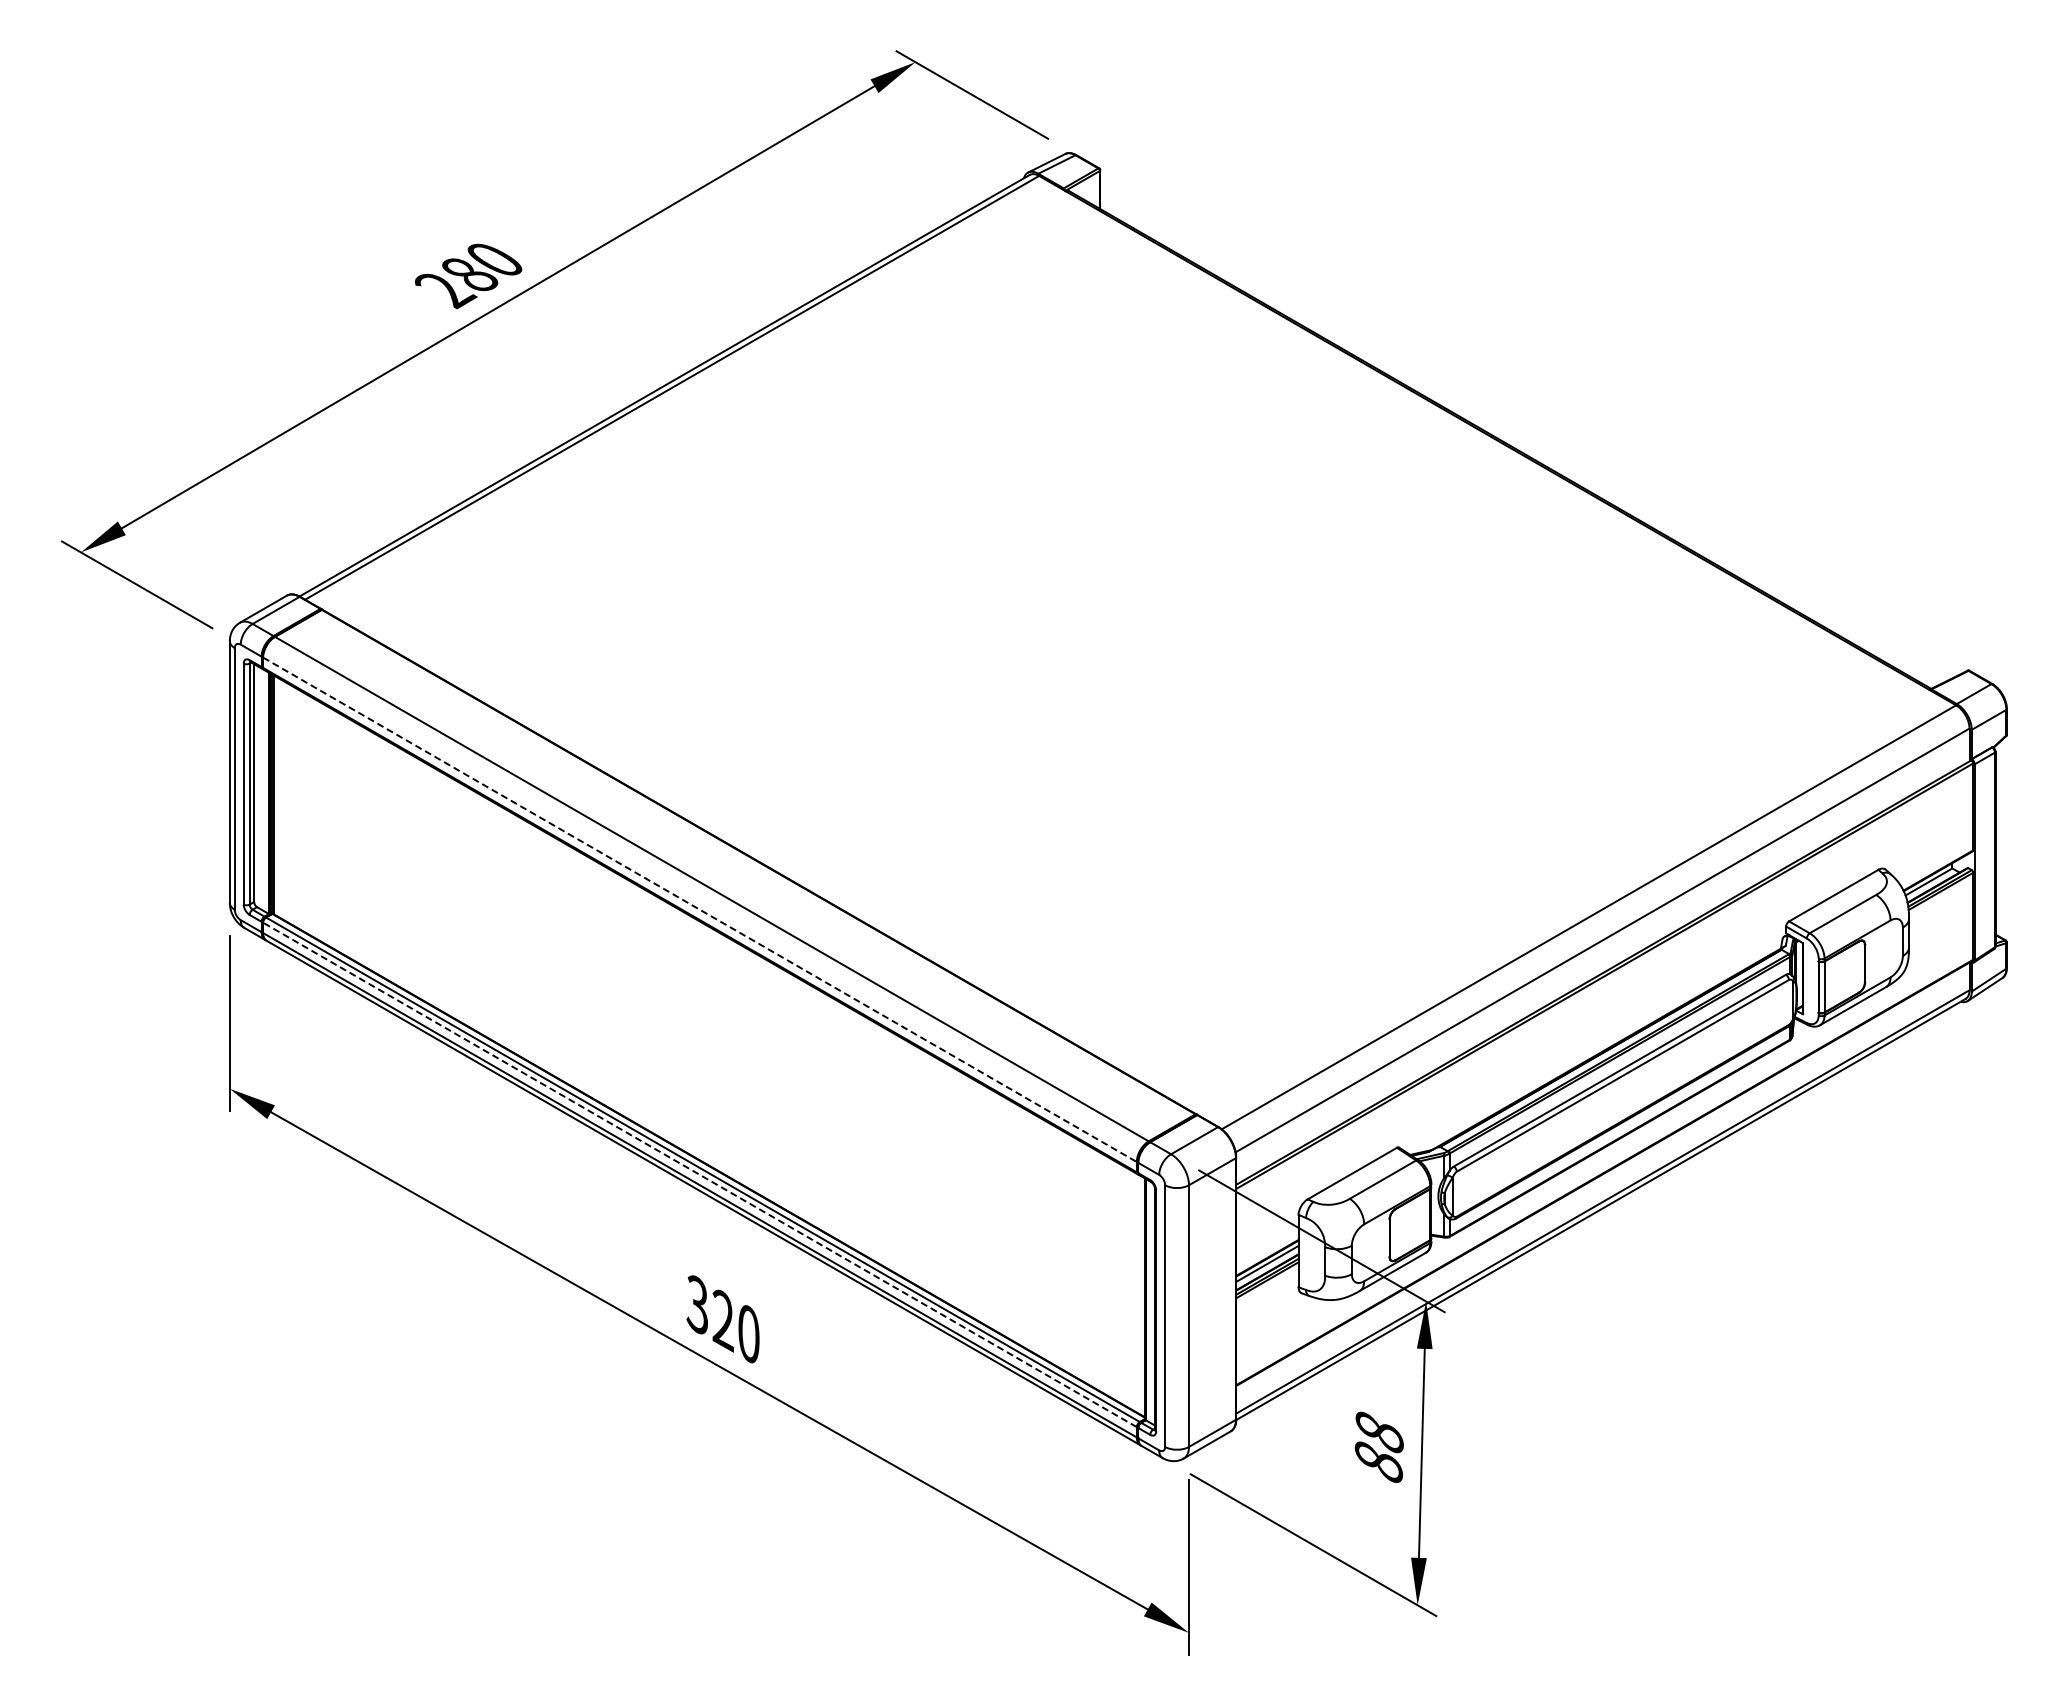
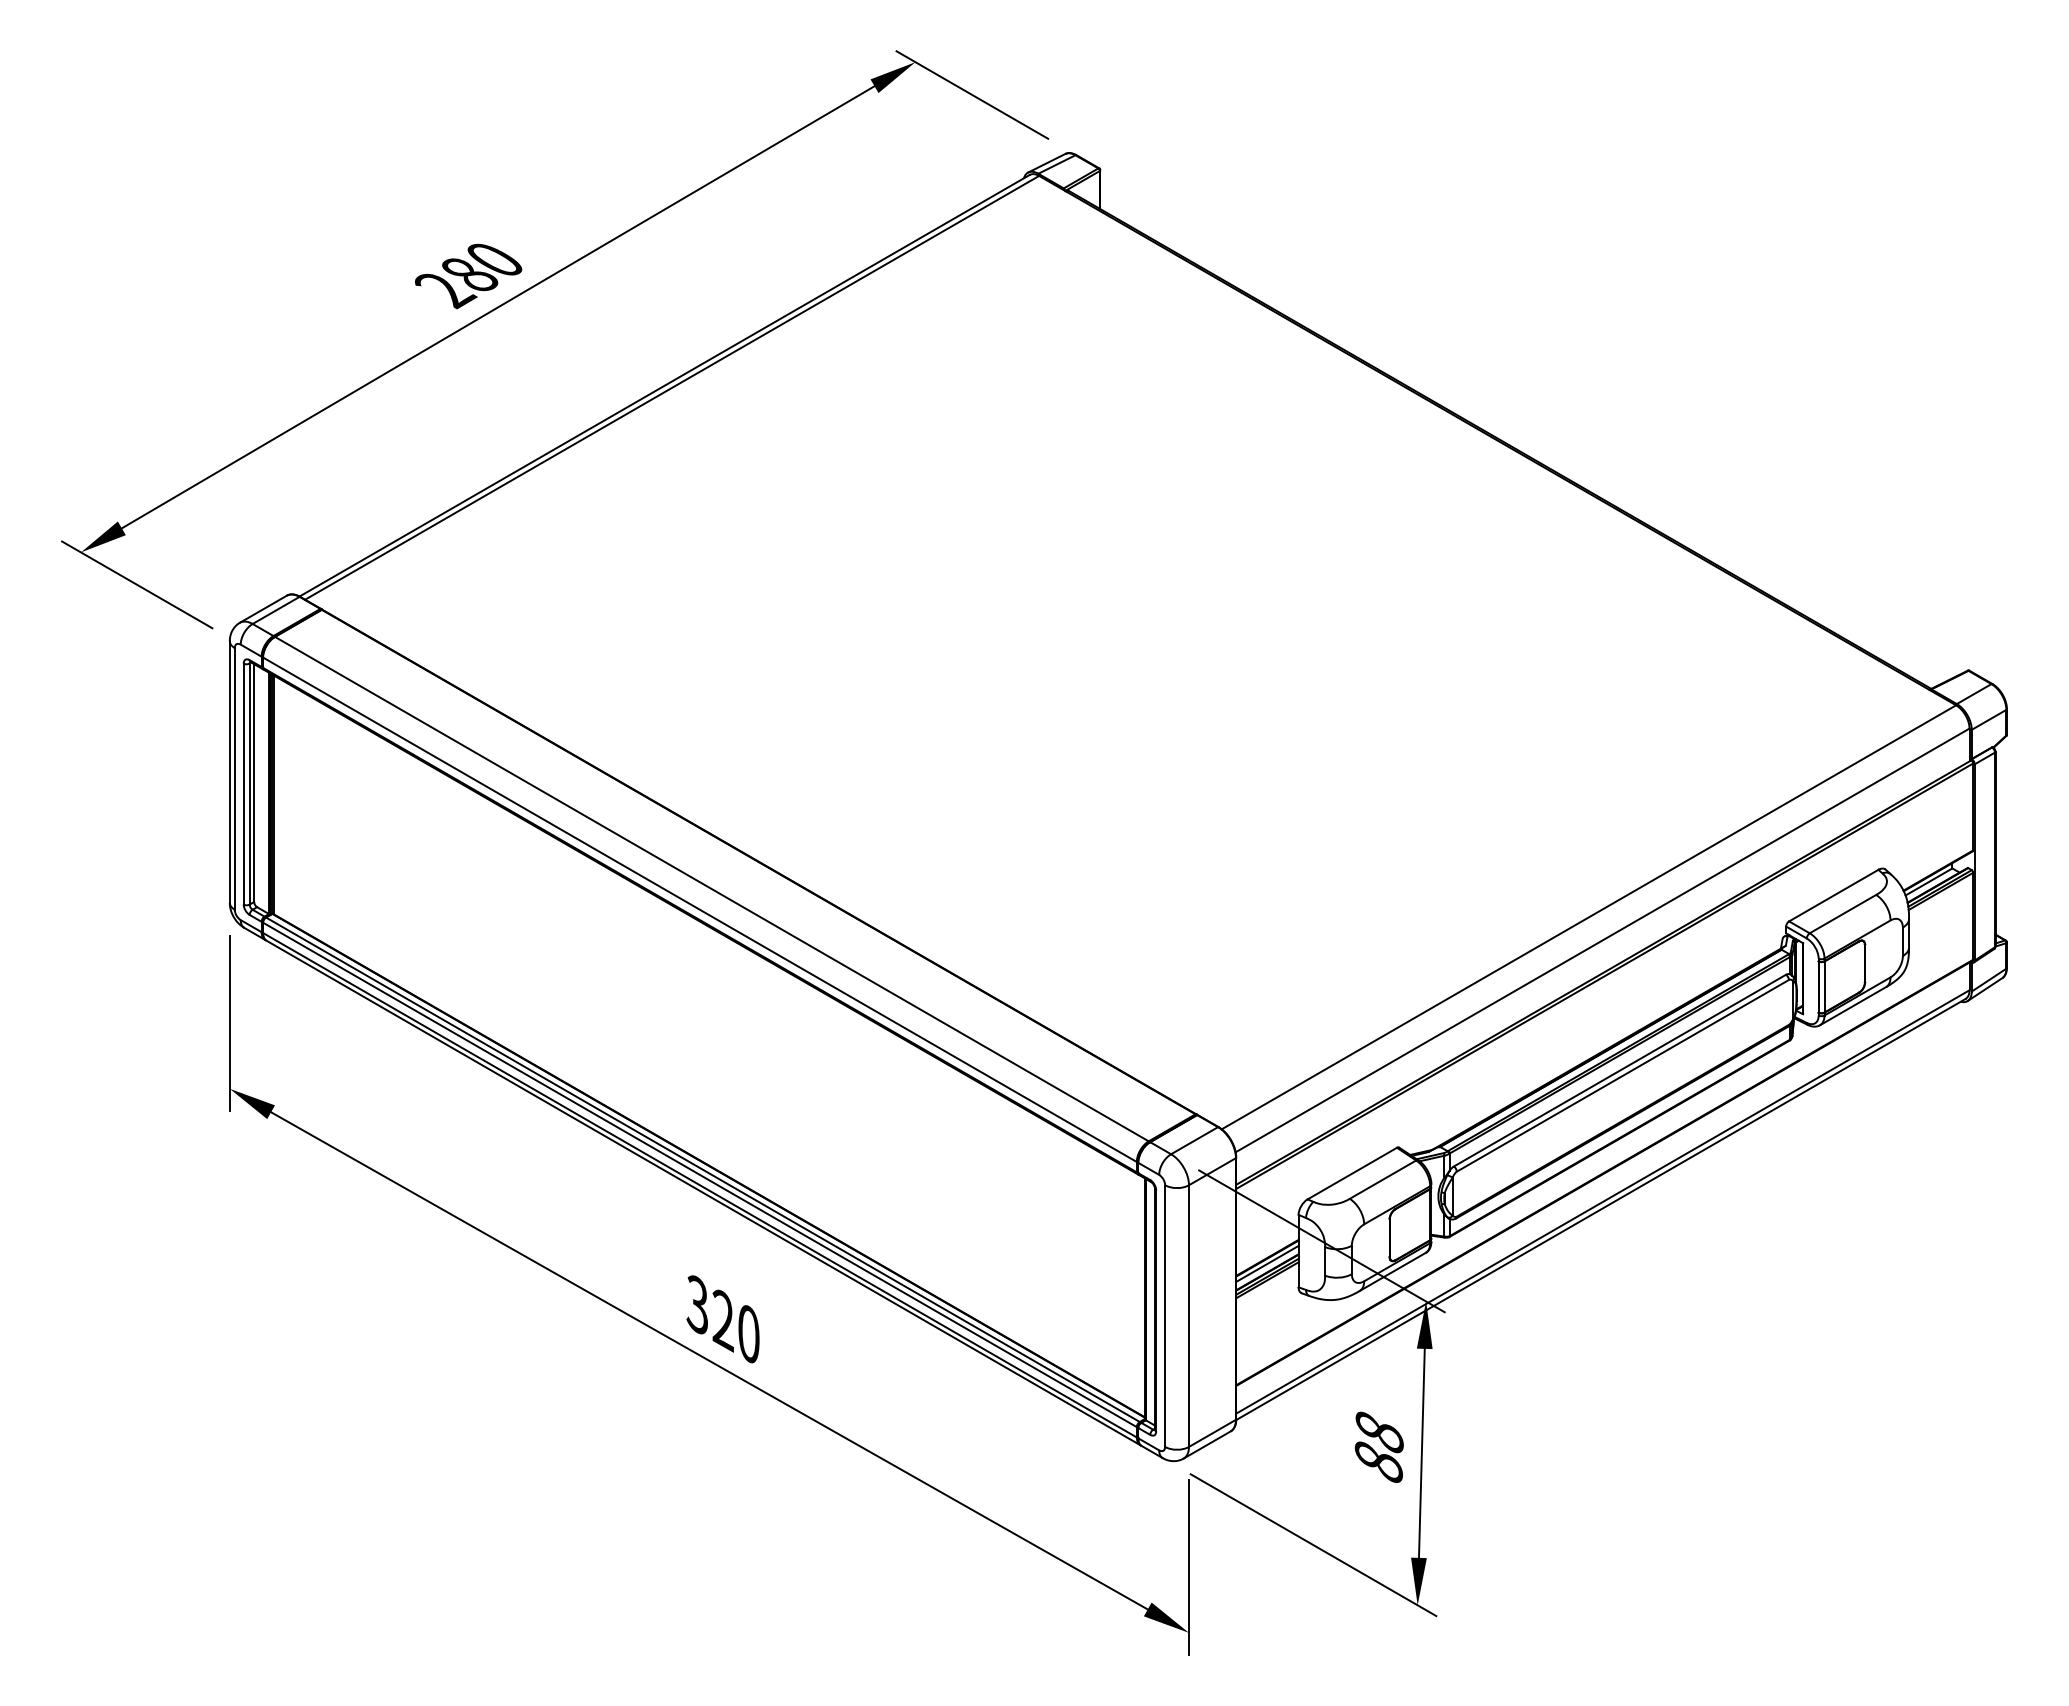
line: dashed -> solid (700, 910)
line: dashed -> solid (699, 1174)
